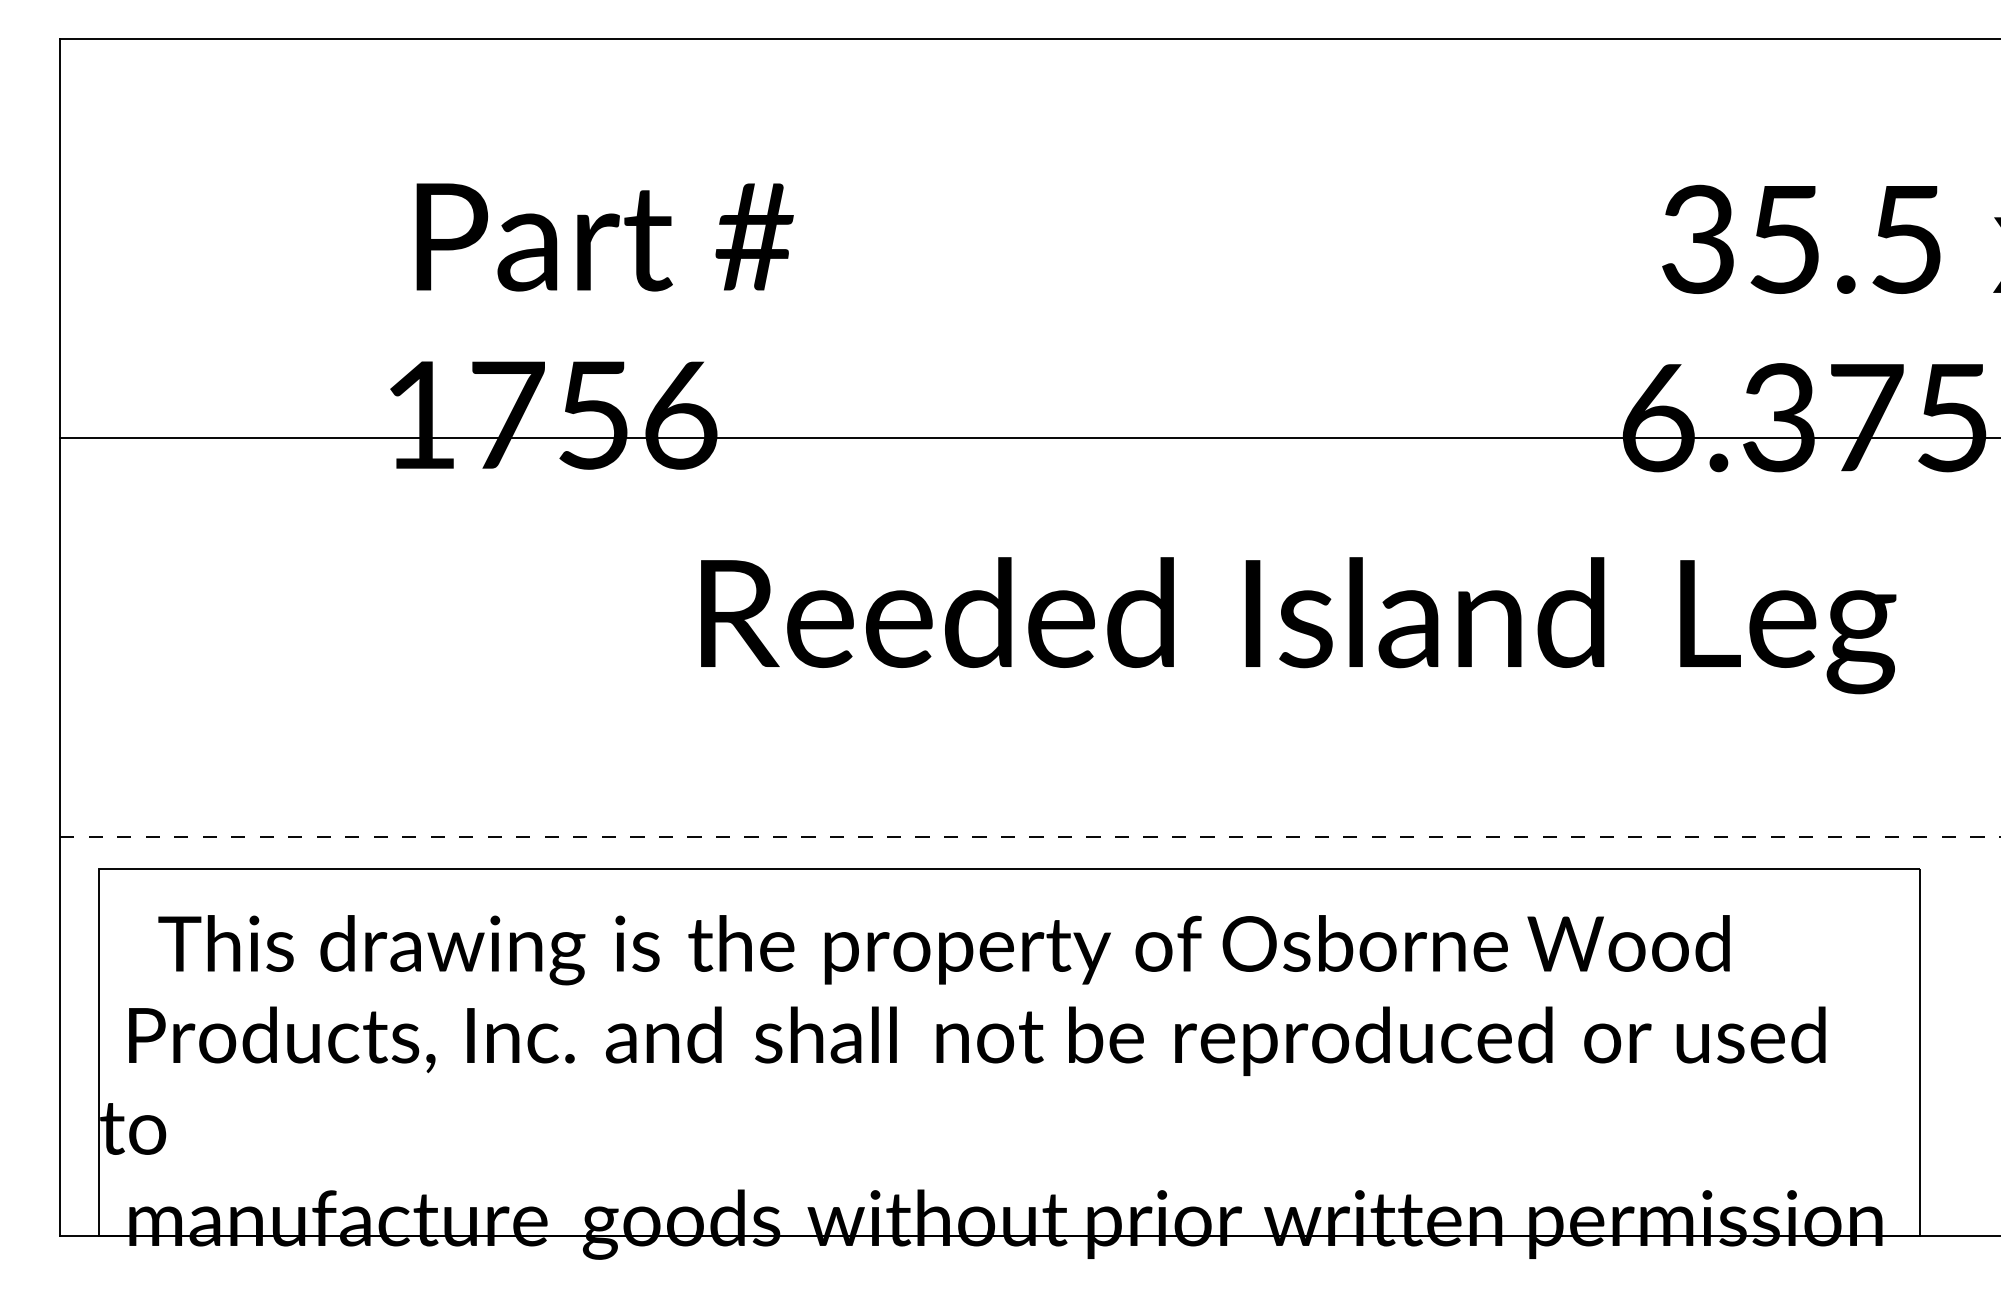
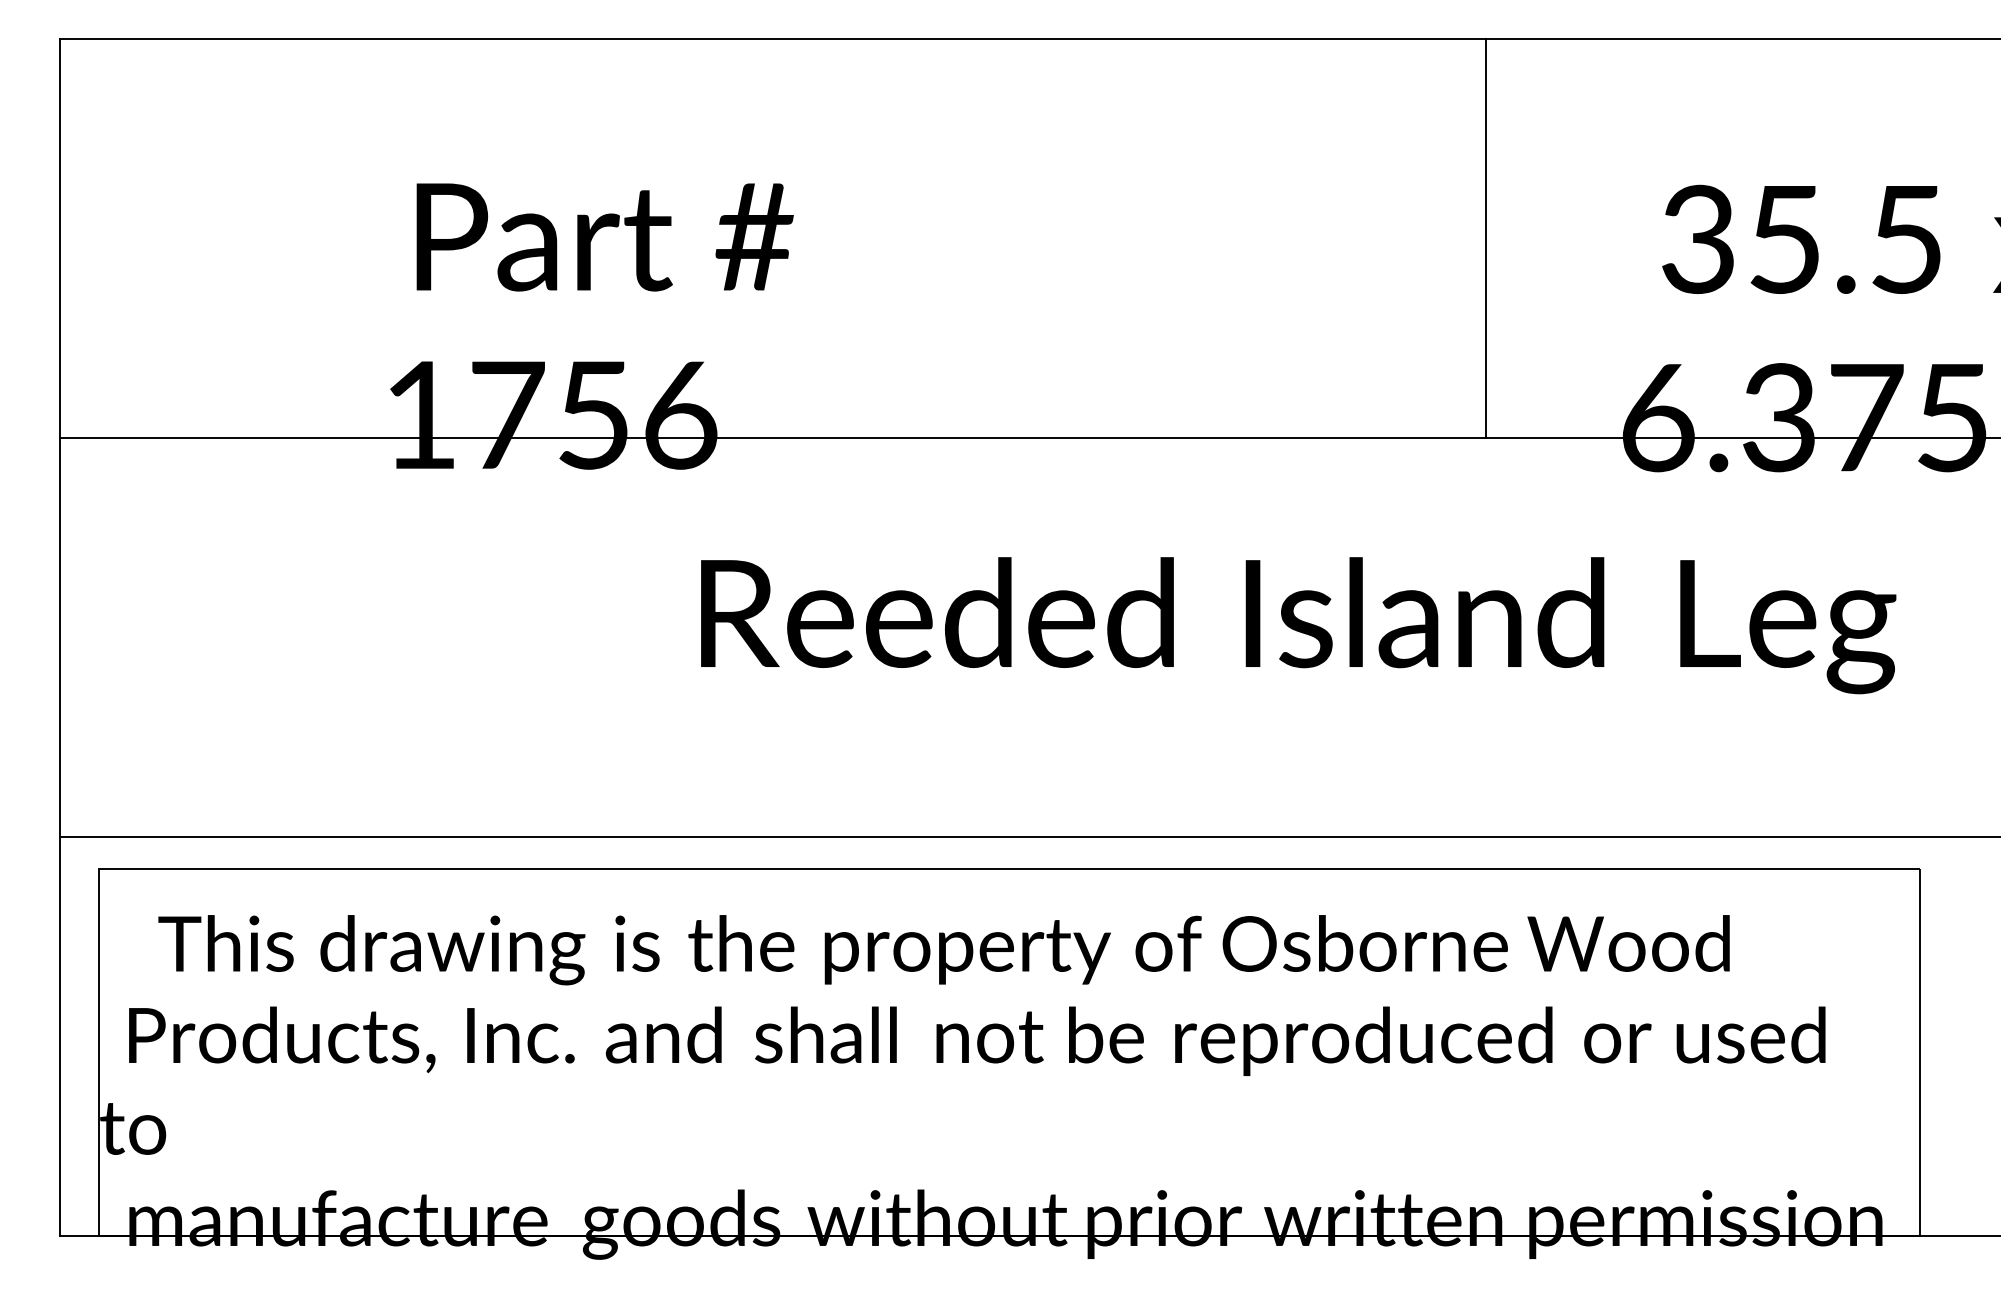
line: none -> present (1485, 238)
line: dashed -> solid (1030, 837)
